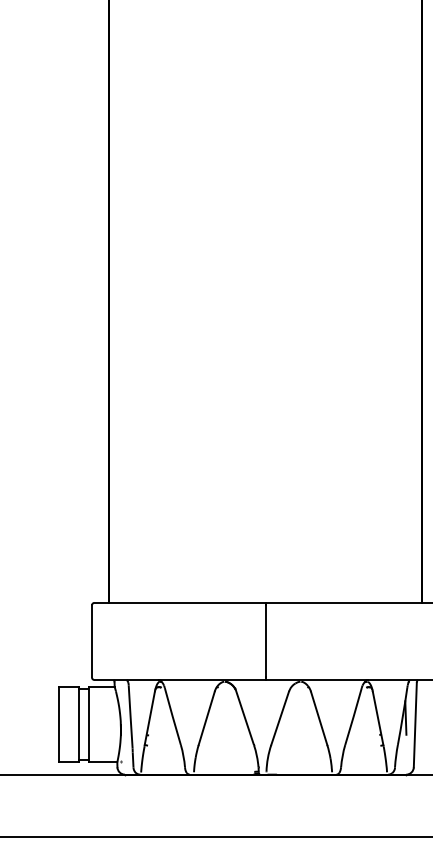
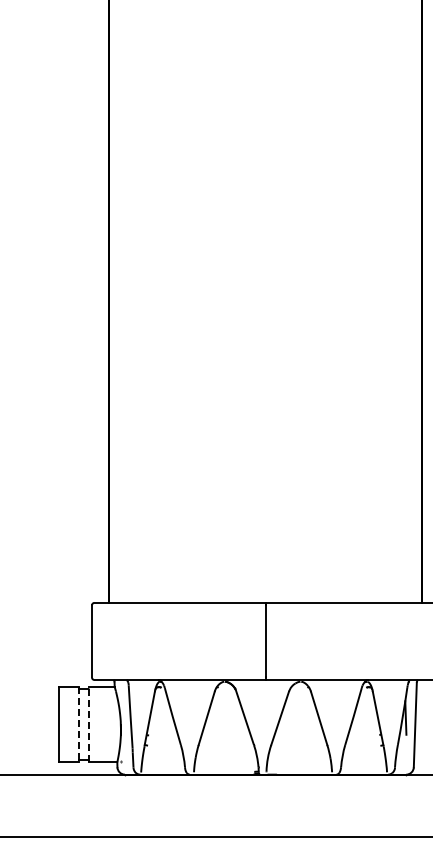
line: solid -> dashed (78, 724)
line: solid -> dashed (88, 724)
